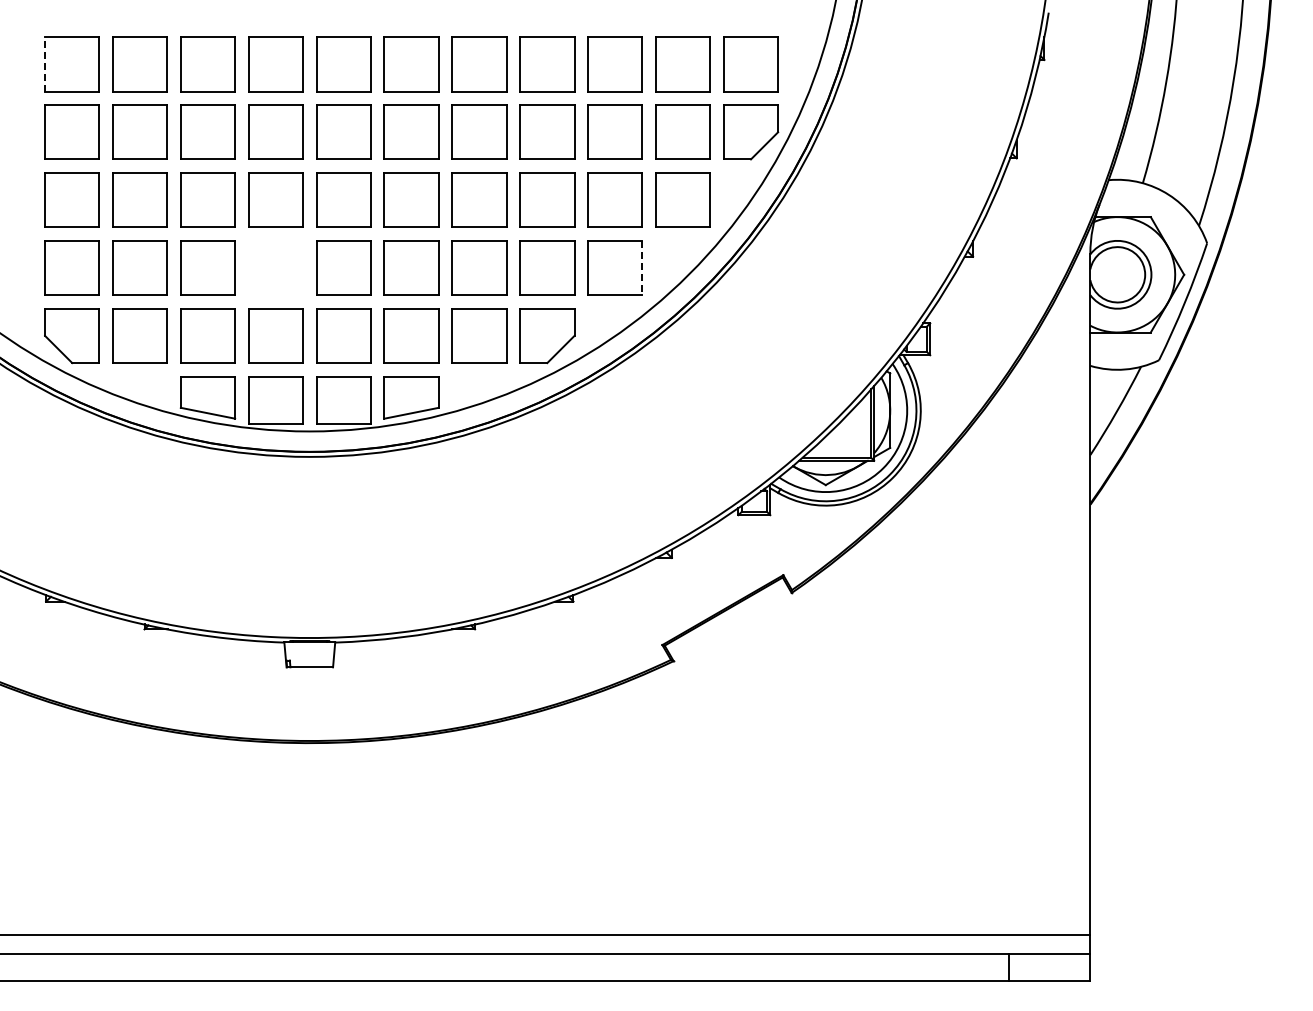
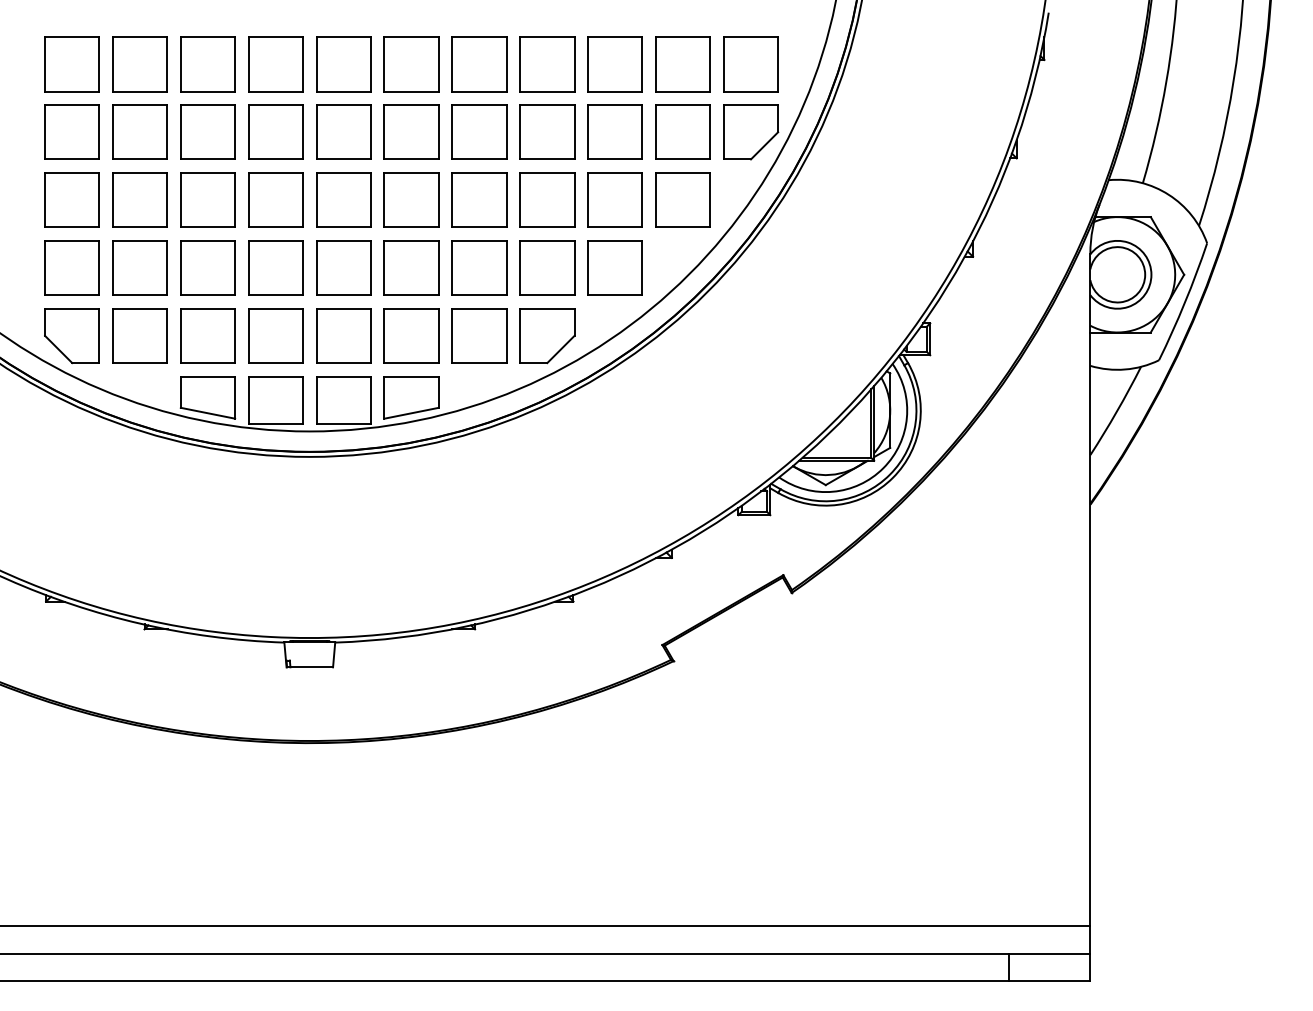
line: dashed -> solid (45, 63)
part: none -> present (275, 267)
line: dashed -> solid (642, 268)
line position: (546, 935) -> (546, 926) (546, 926)
